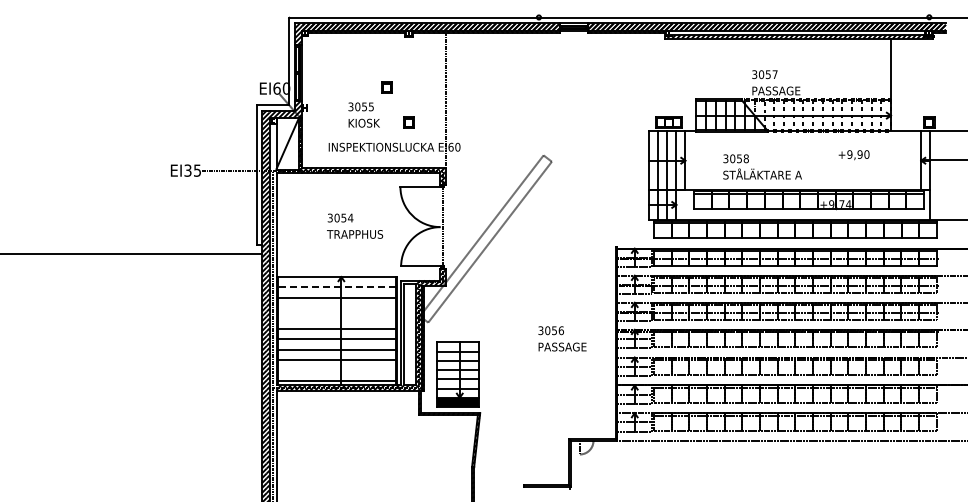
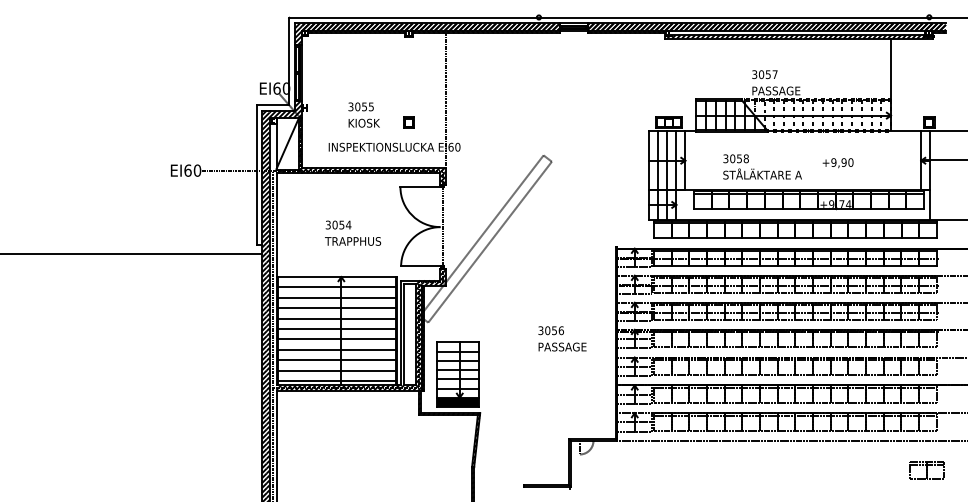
part: present -> none (386, 87)
text position: (853, 155) -> (837, 163) (837, 163)
text: EI35 -> EI60 (192, 170)
text position: (355, 225) -> (353, 232) (353, 232)
line: dashed -> solid (336, 287)
line: none -> present (336, 308)
line: none -> present (336, 318)
line: none -> present (336, 370)
part: none -> present (926, 470)
